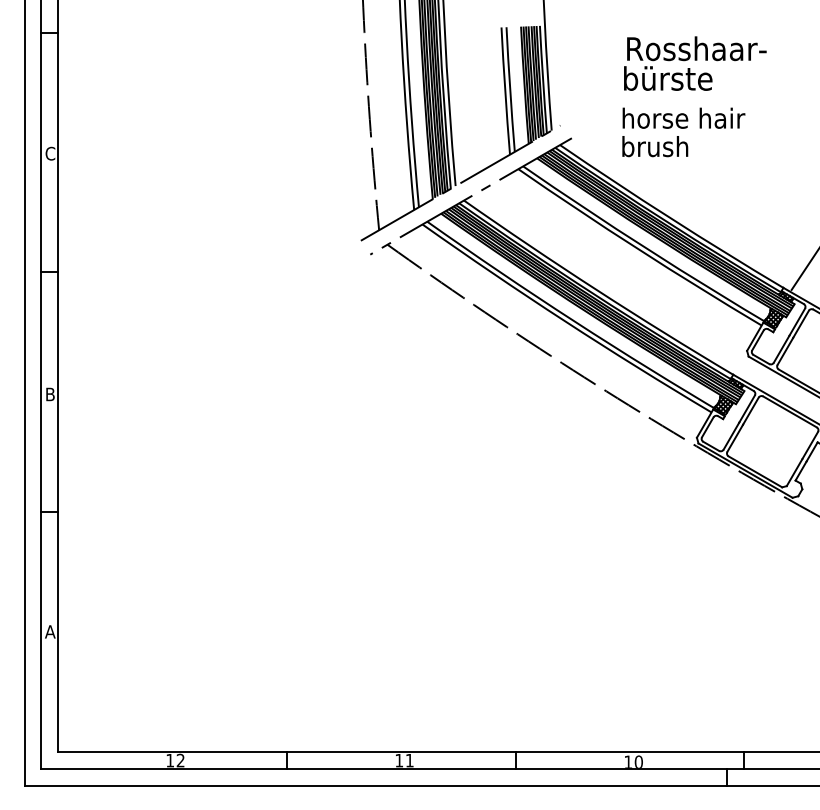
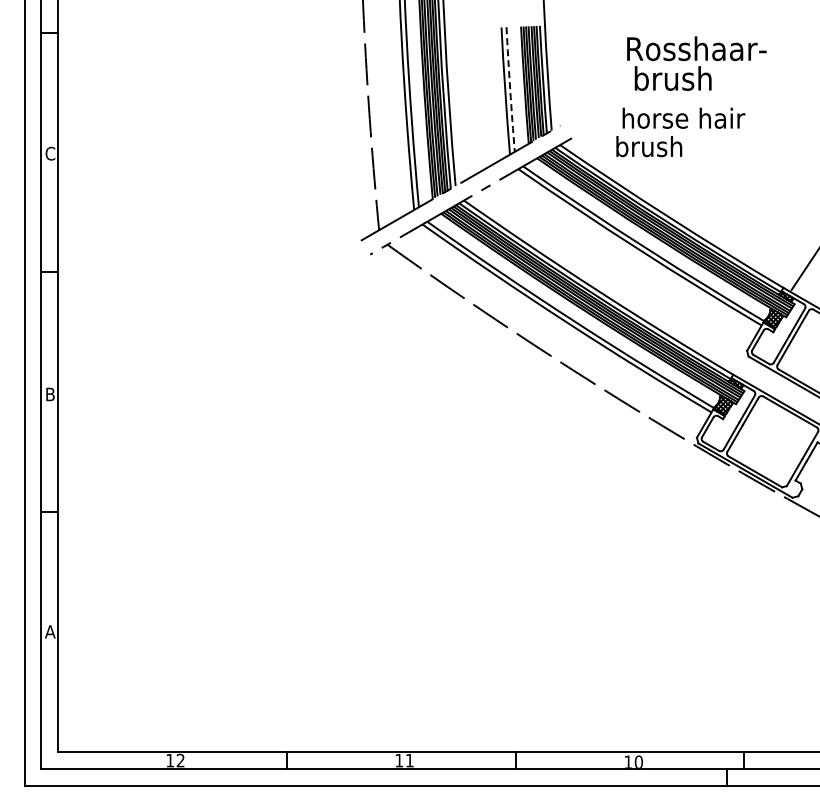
text: bürste -> brush (668, 78)
arc: solid -> dashed (510, 89)
text position: (655, 146) -> (649, 146) (649, 146)
